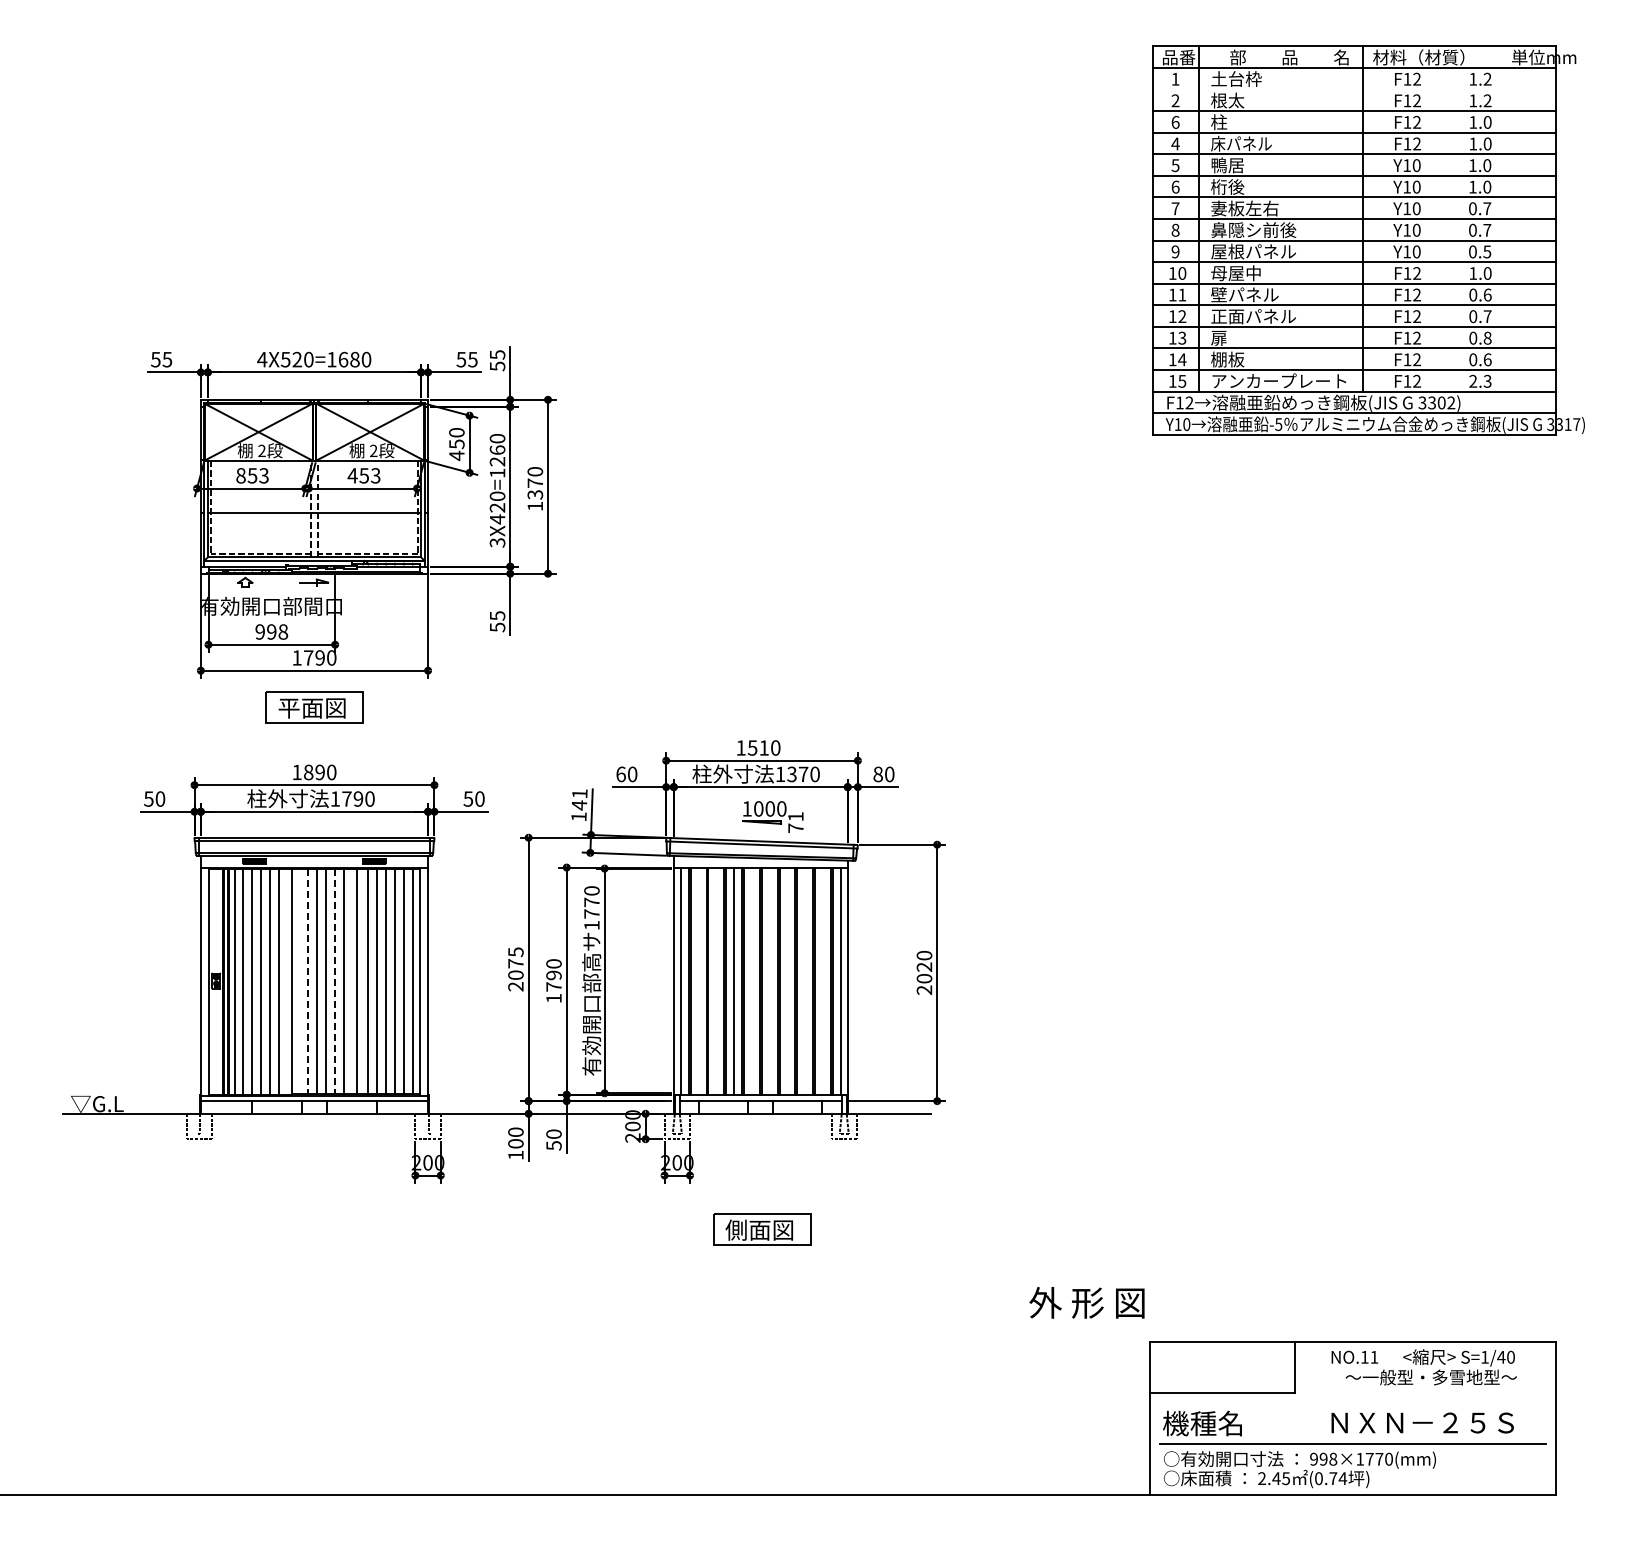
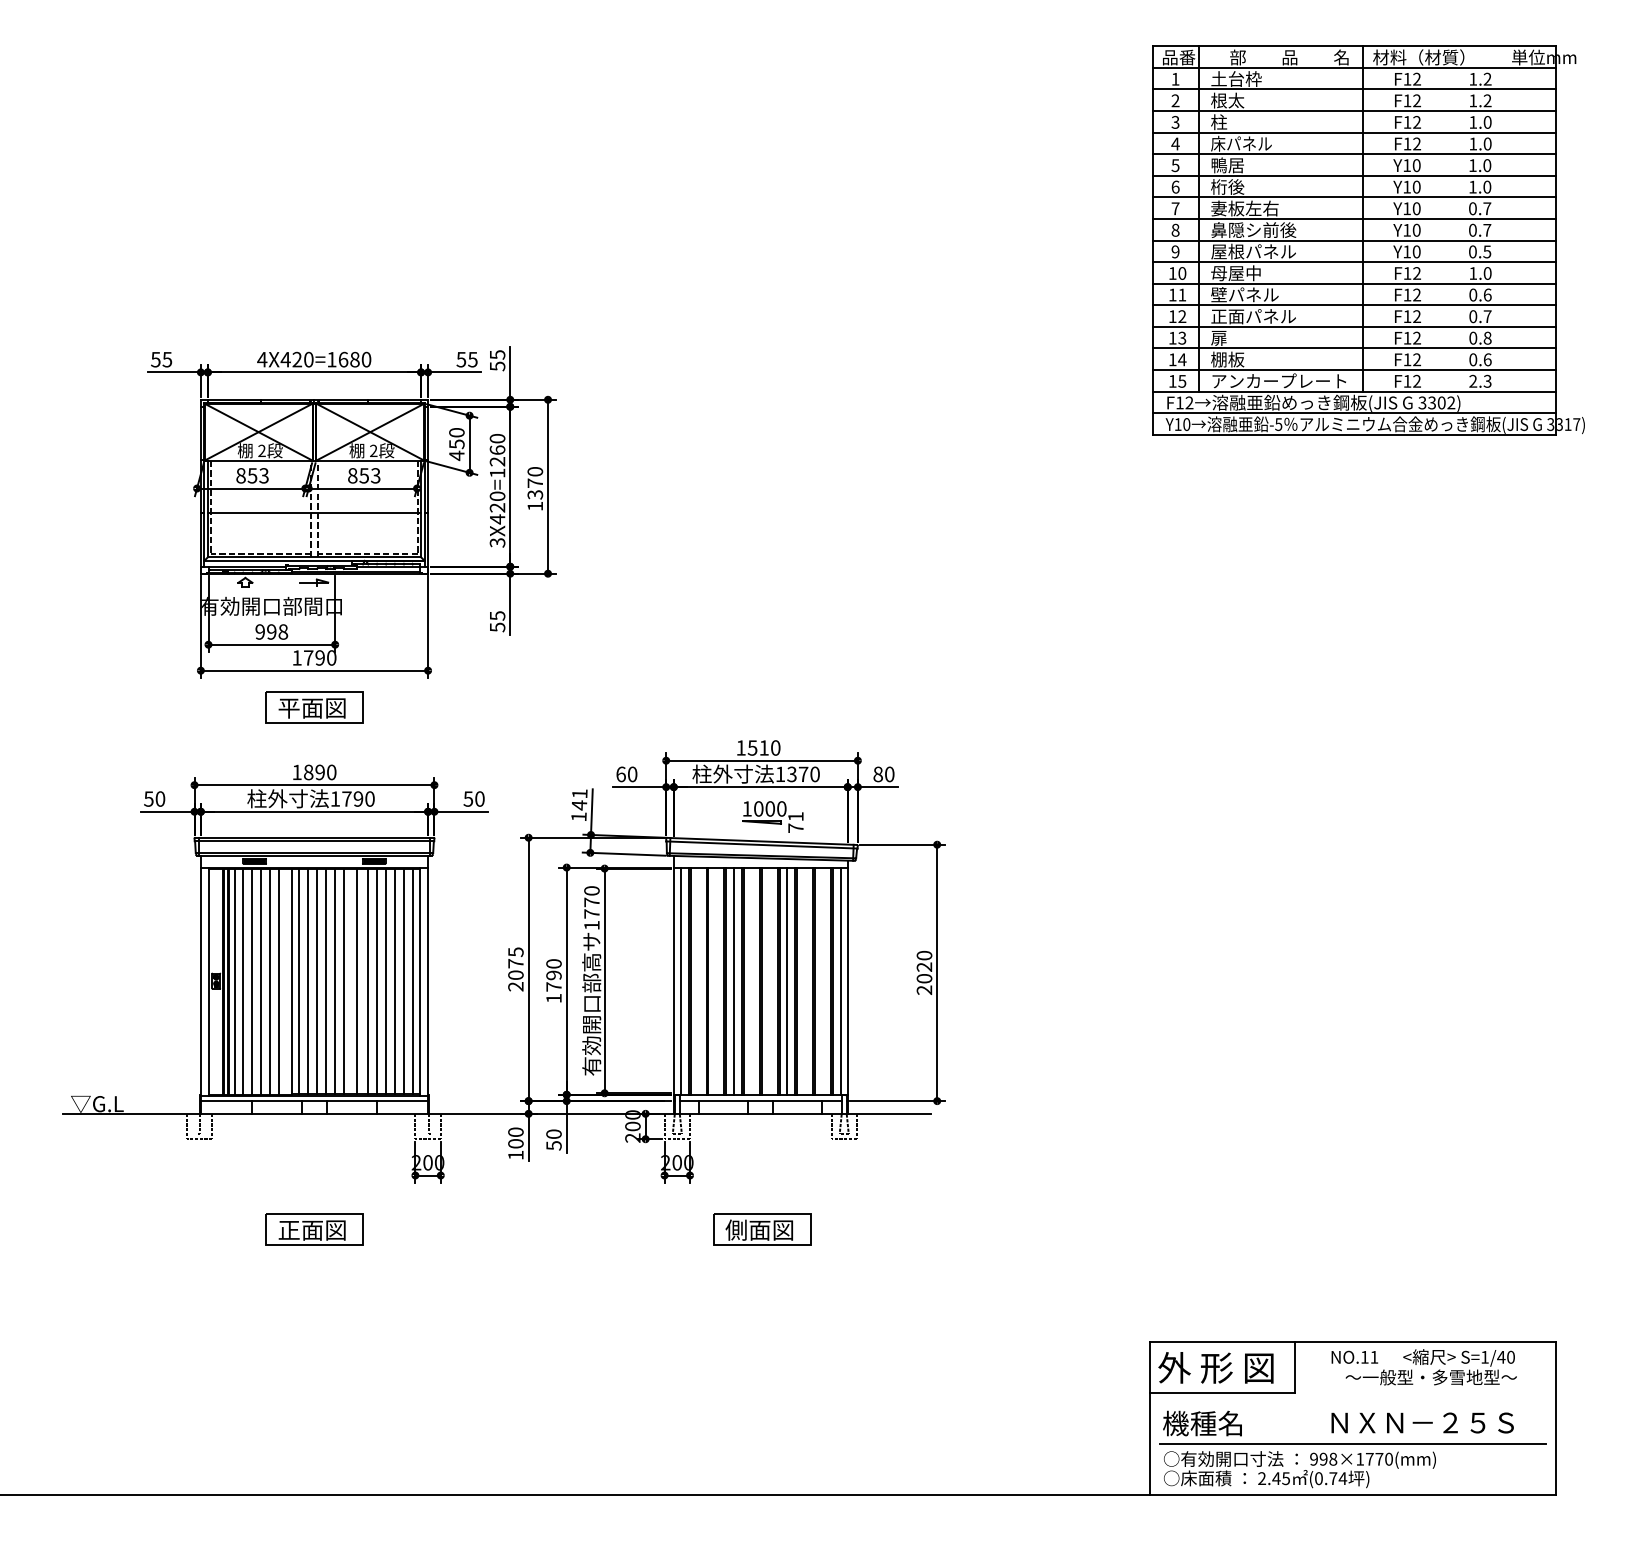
line: none -> present (1354, 89)
text: 6 -> 3 (1175, 122)
text: 4X520=1680 -> 4X420=1680 (285, 359)
text: 453 -> 853 (352, 475)
line: none -> present (299, 980)
line: none -> present (787, 980)
line: dashed -> solid (308, 981)
line: dashed -> solid (334, 981)
part: none -> present (314, 1229)
text position: (1086, 1302) -> (1215, 1367) (1215, 1367)
